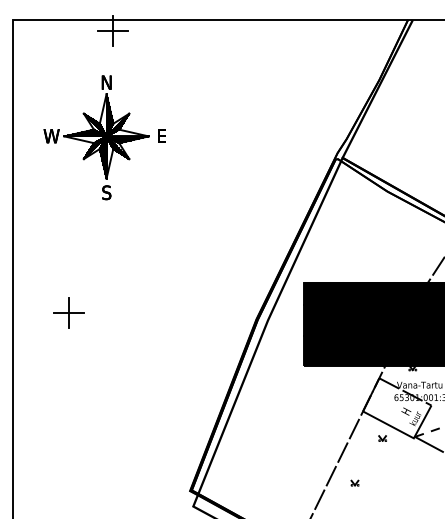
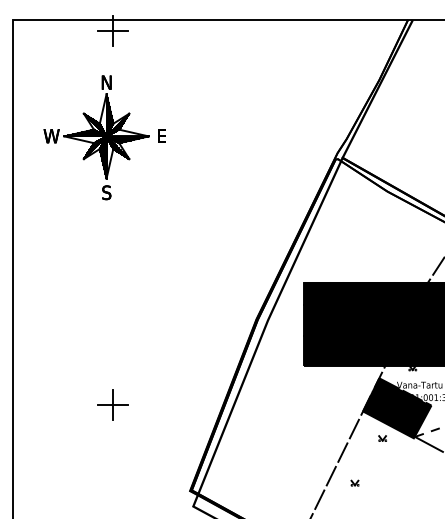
part position: (68, 312) -> (112, 404) (112, 404)
fill: none -> present (397, 408)
